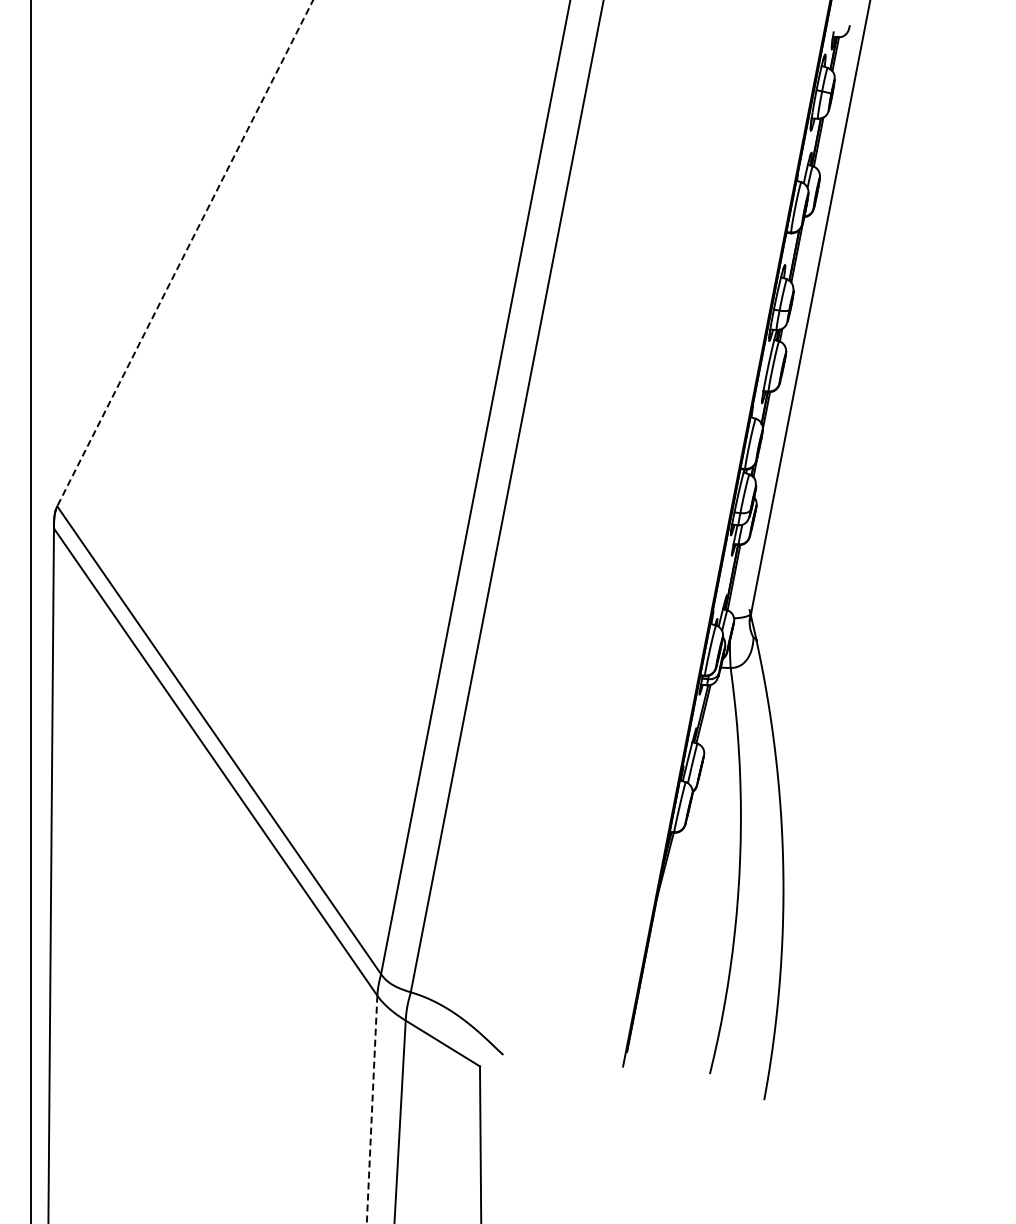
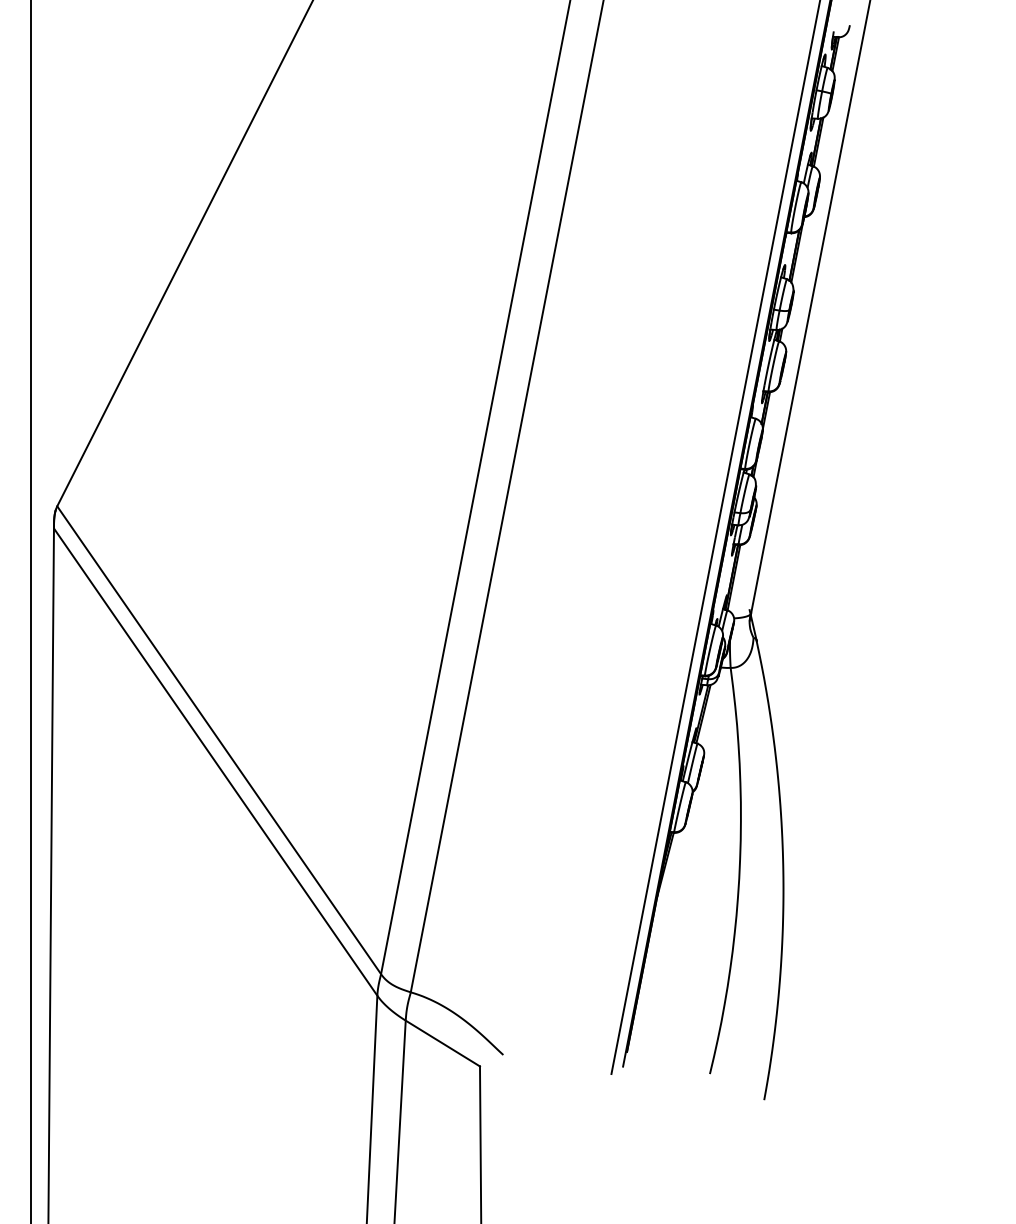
line: dashed -> solid (184, 253)
line: none -> present (715, 538)
line: dashed -> solid (372, 1109)
